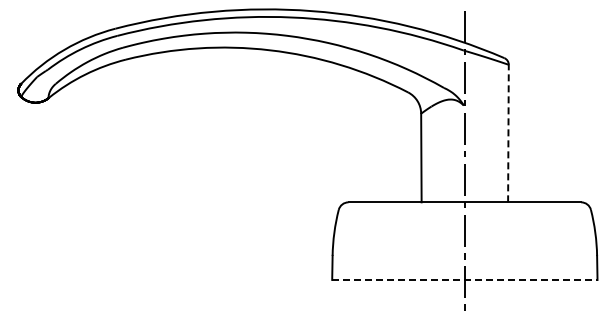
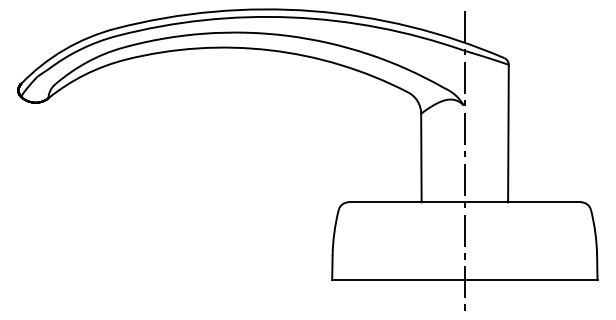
line: dashed -> solid (508, 133)
line: dashed -> solid (464, 279)
